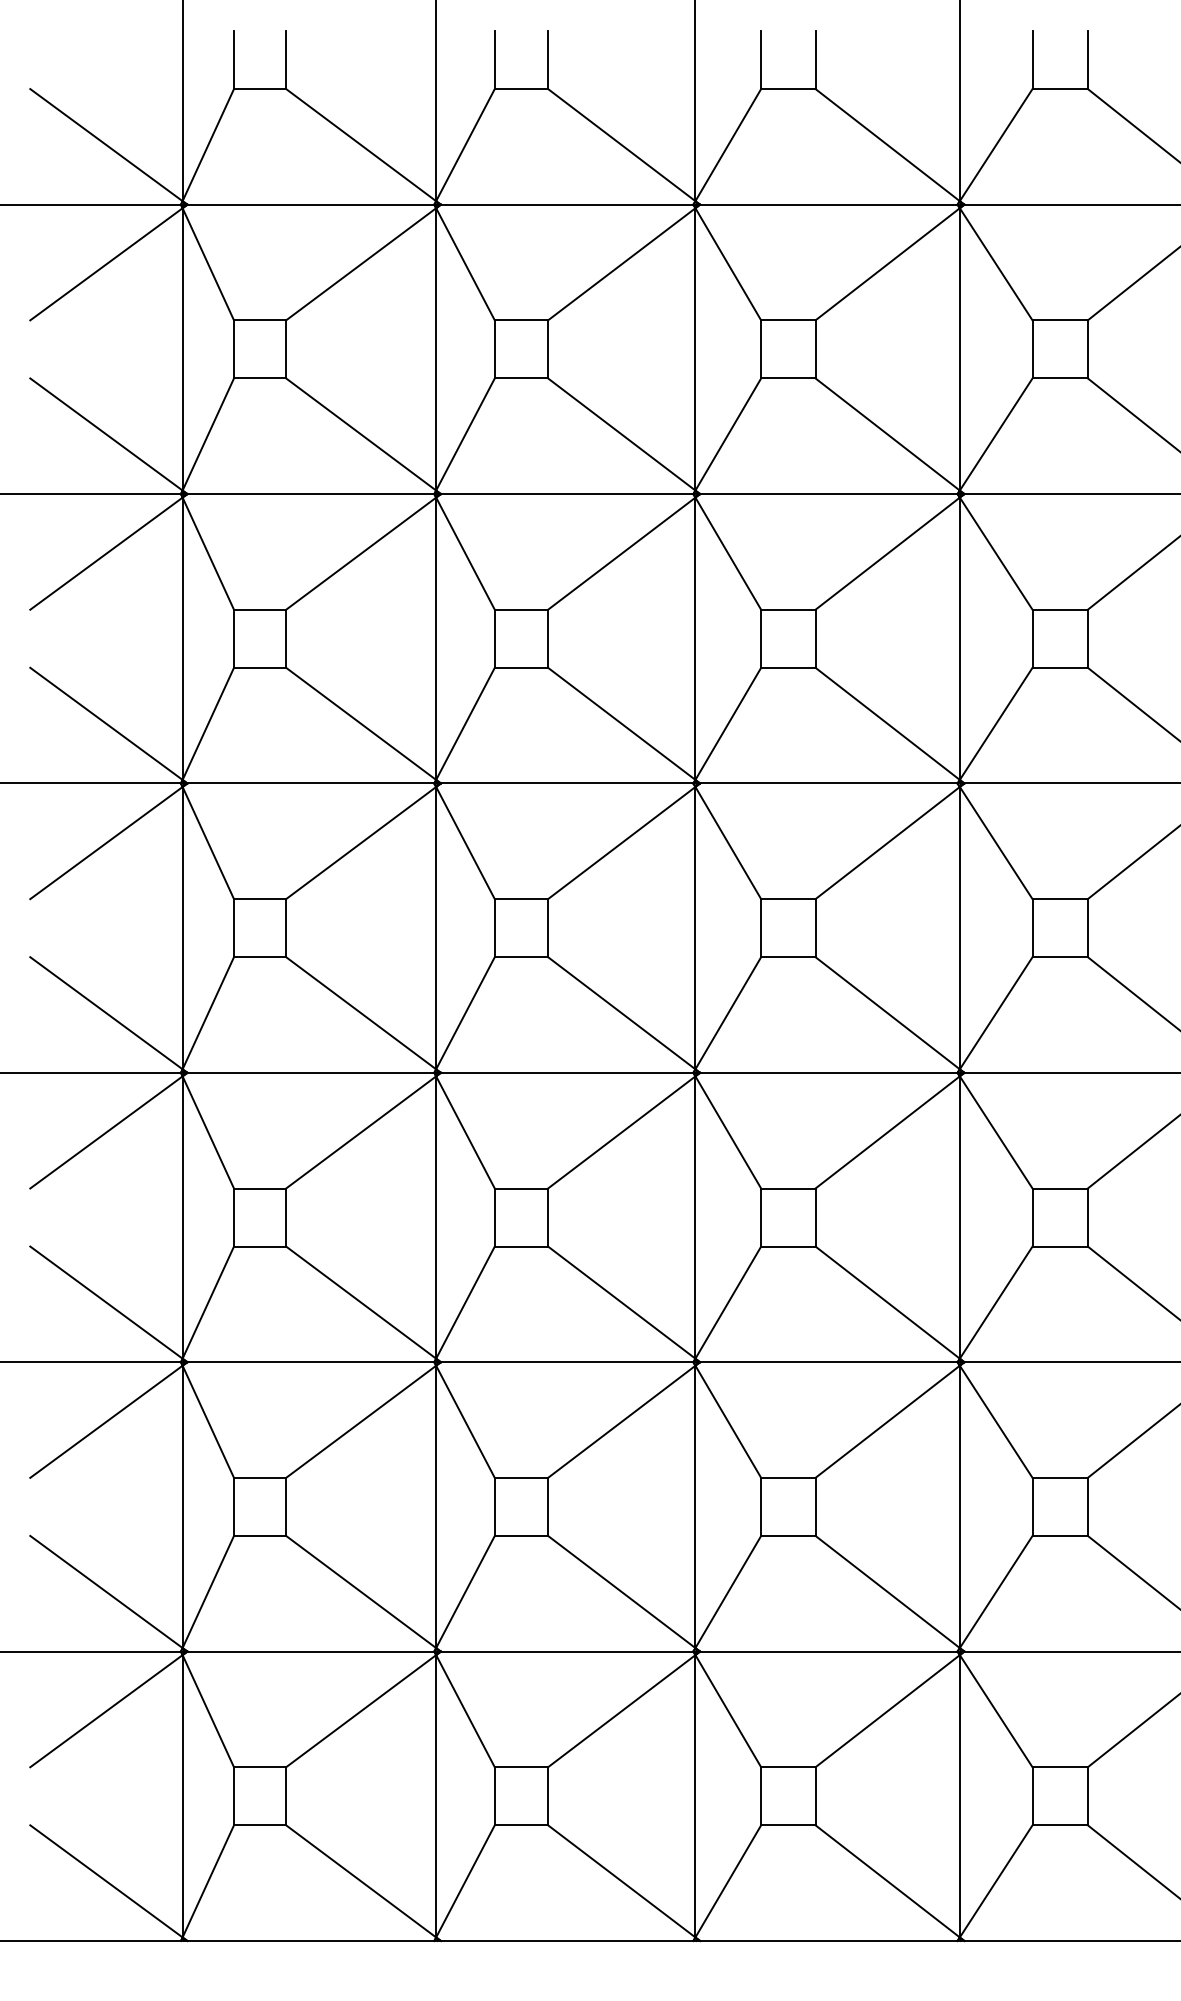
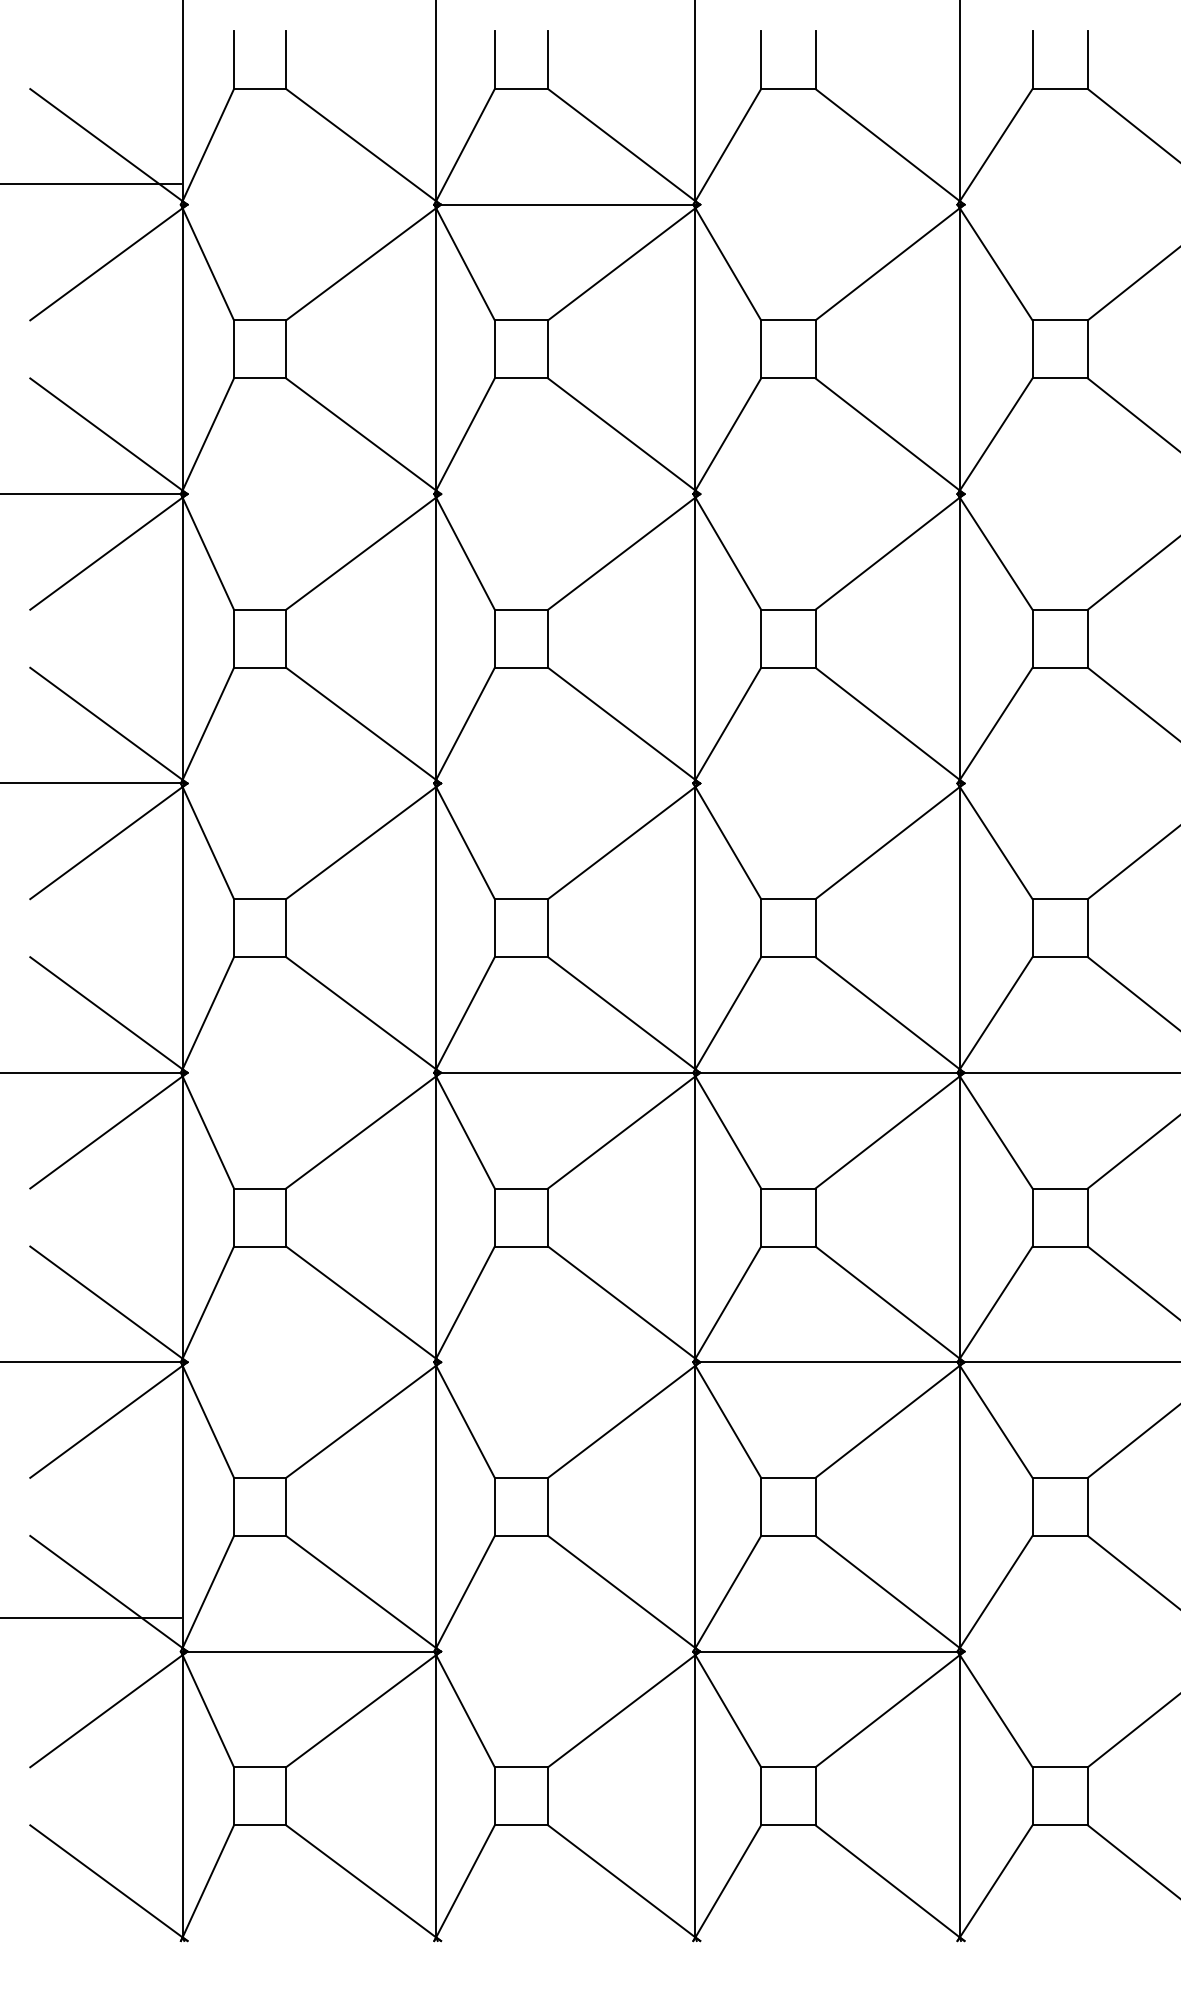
line position: (91, 204) -> (91, 183) (91, 183)
line: present -> none (310, 204)
line: present -> none (828, 204)
line: present -> none (1070, 204)
line: present -> none (310, 494)
line: present -> none (567, 494)
line: present -> none (828, 494)
line: present -> none (1070, 494)
line: present -> none (310, 783)
line: present -> none (567, 783)
line: present -> none (828, 783)
line: present -> none (1070, 783)
line: present -> none (310, 1072)
line: present -> none (310, 1362)
line: present -> none (567, 1362)
line position: (91, 1651) -> (91, 1617) (91, 1617)
line: present -> none (567, 1651)
line: present -> none (1070, 1651)
line: present -> none (589, 1940)
